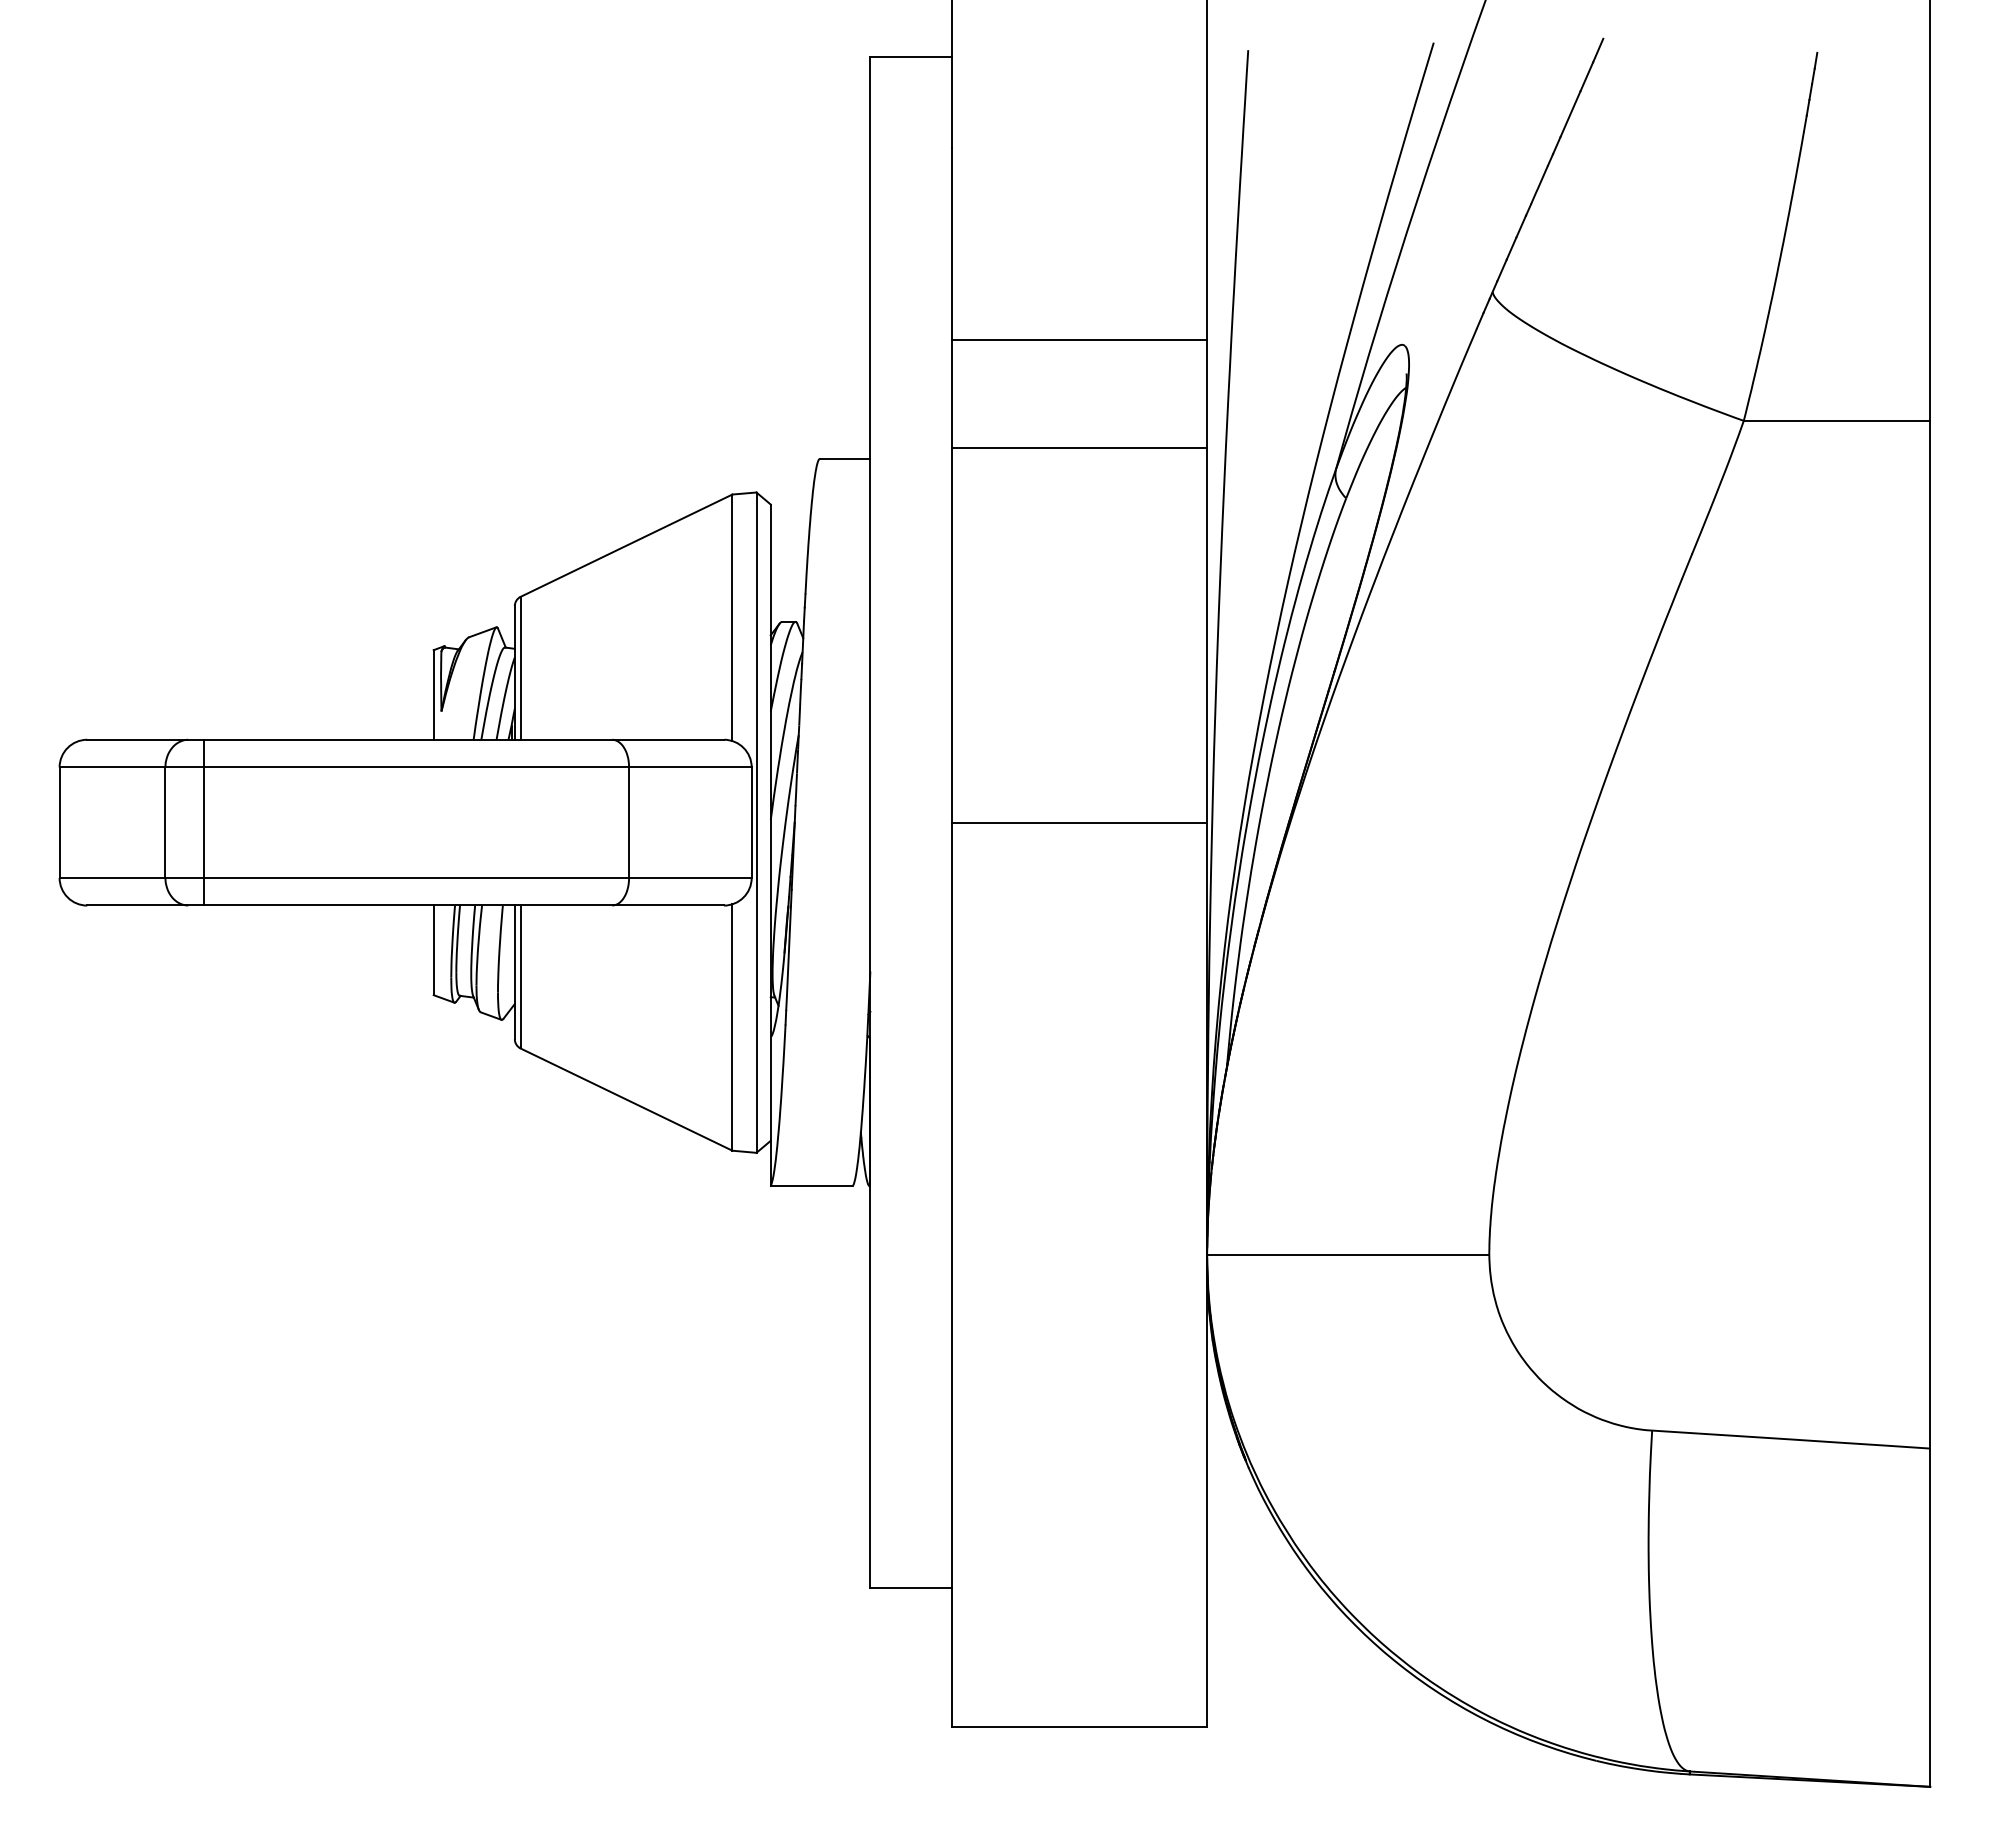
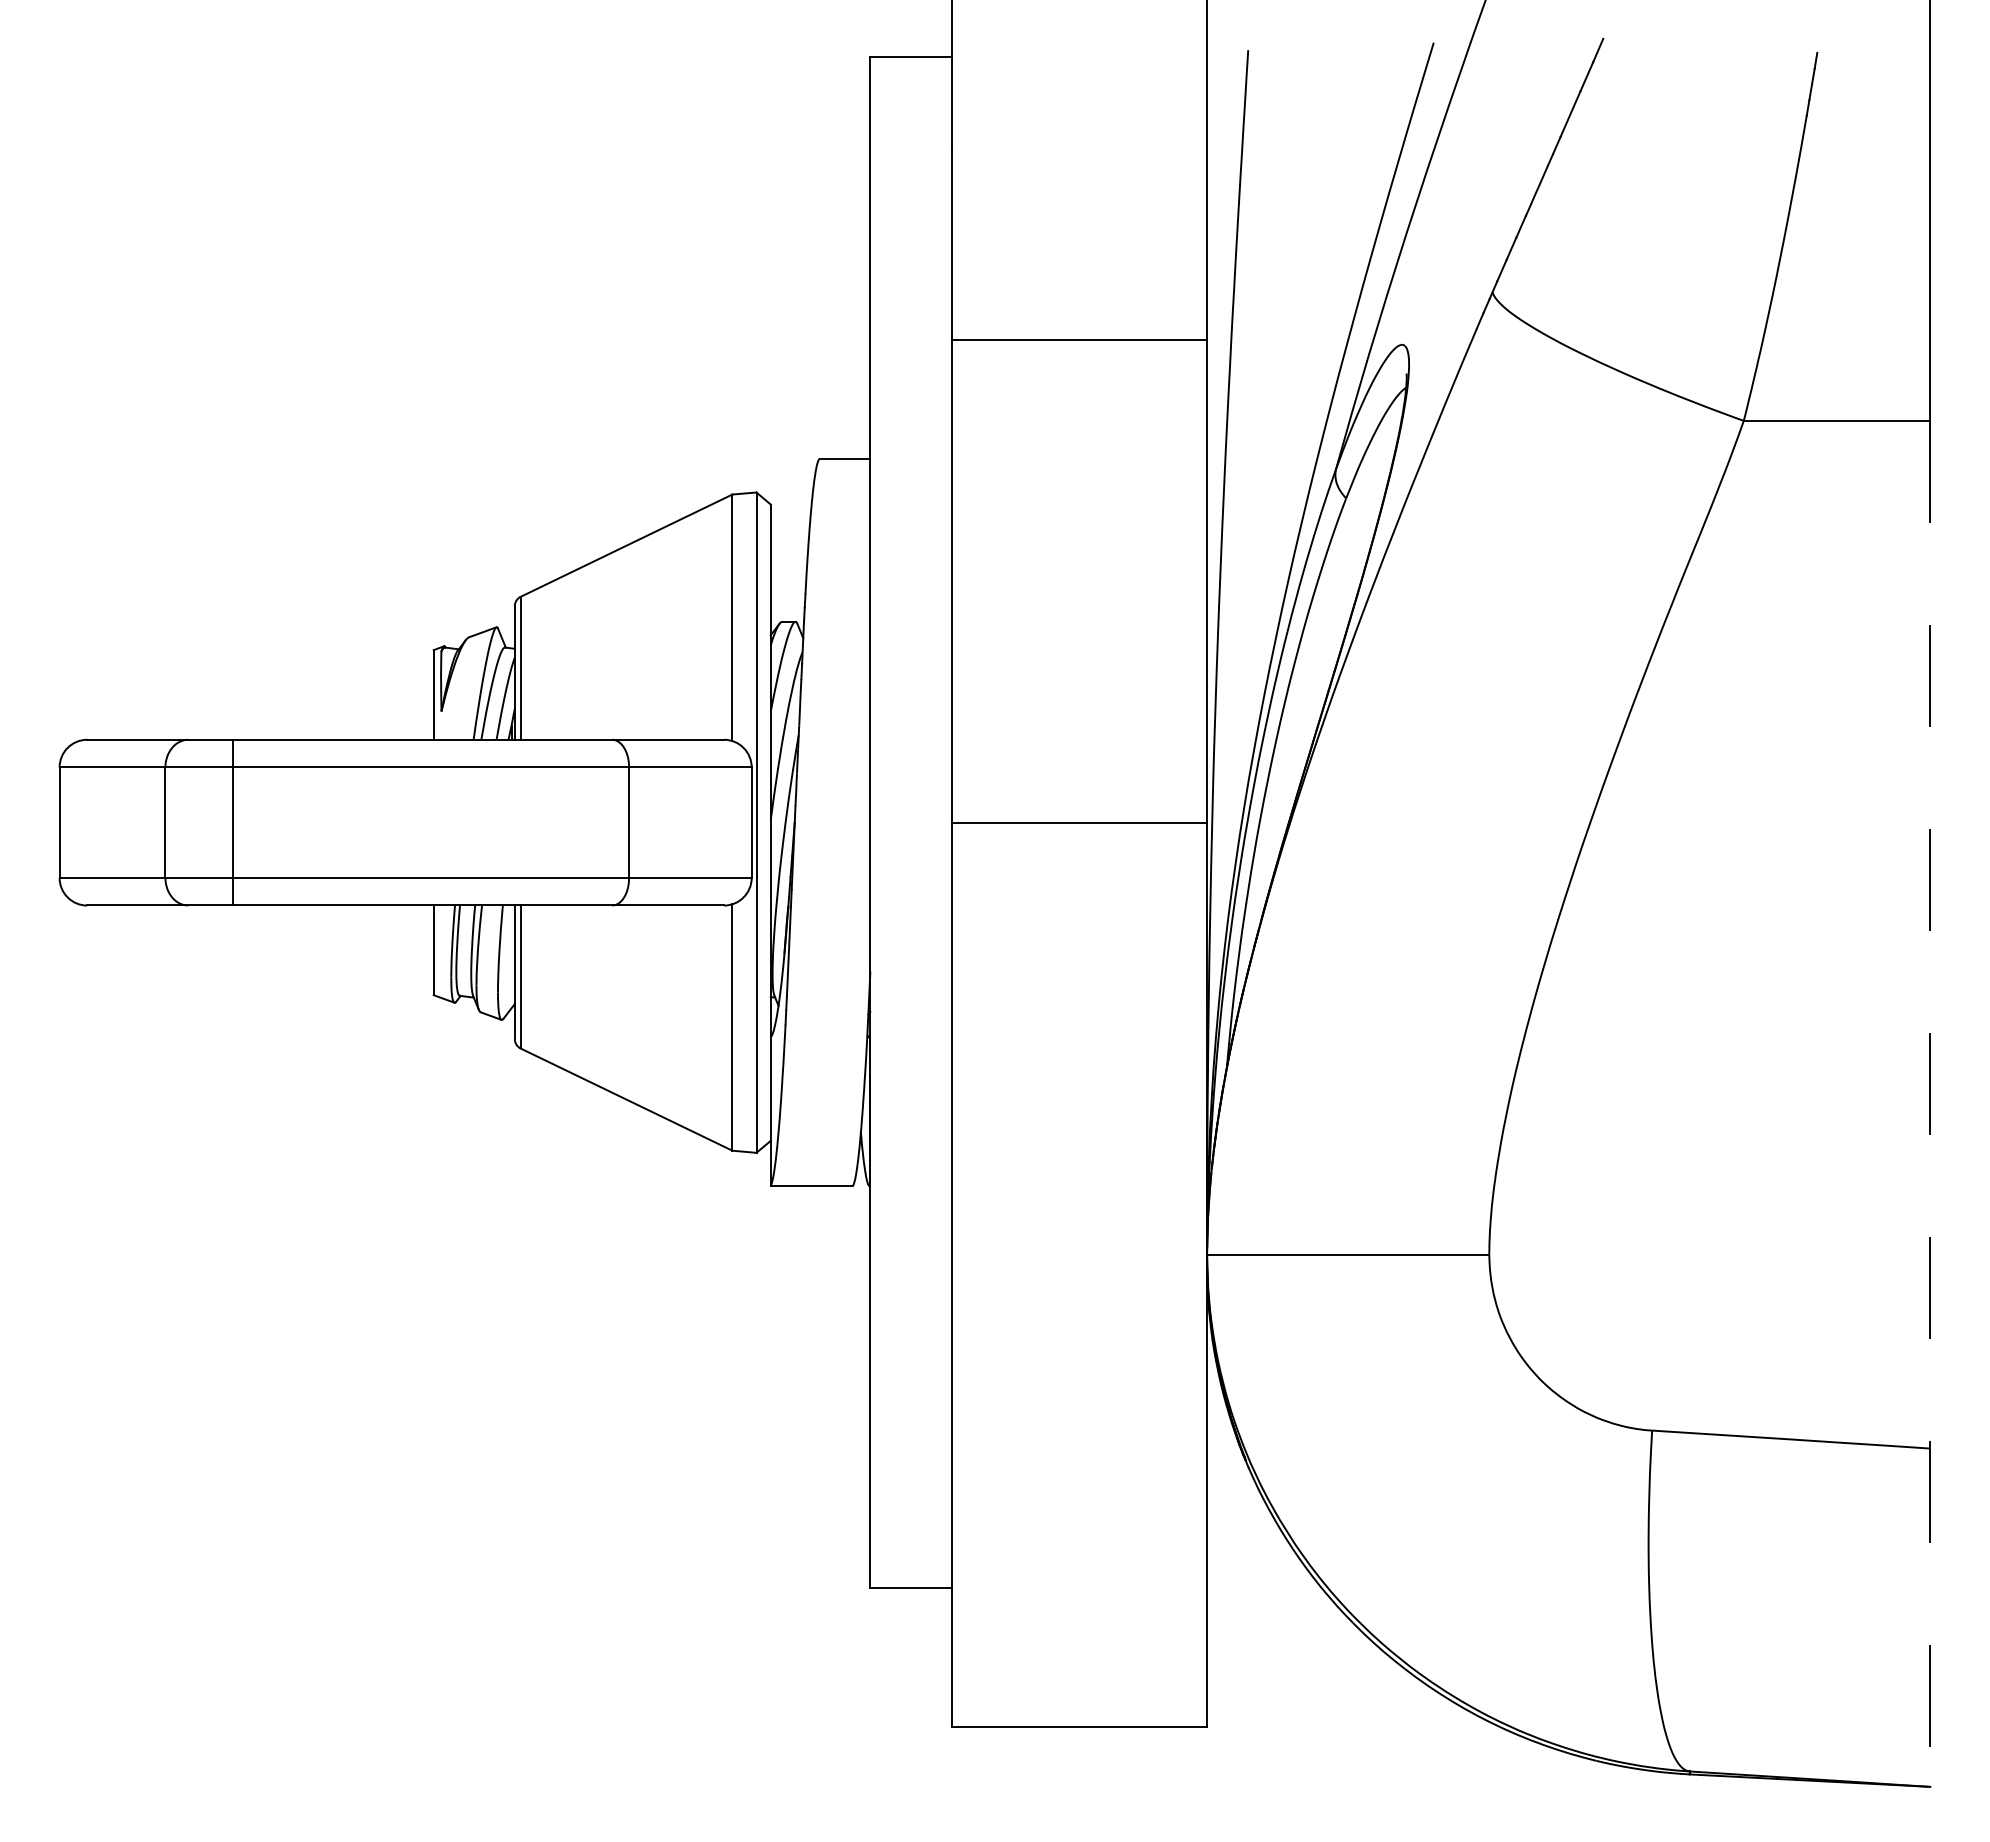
line: present -> none (1079, 448)
line position: (203, 822) -> (232, 822) (232, 822)
line: solid -> dashed (1930, 1104)
